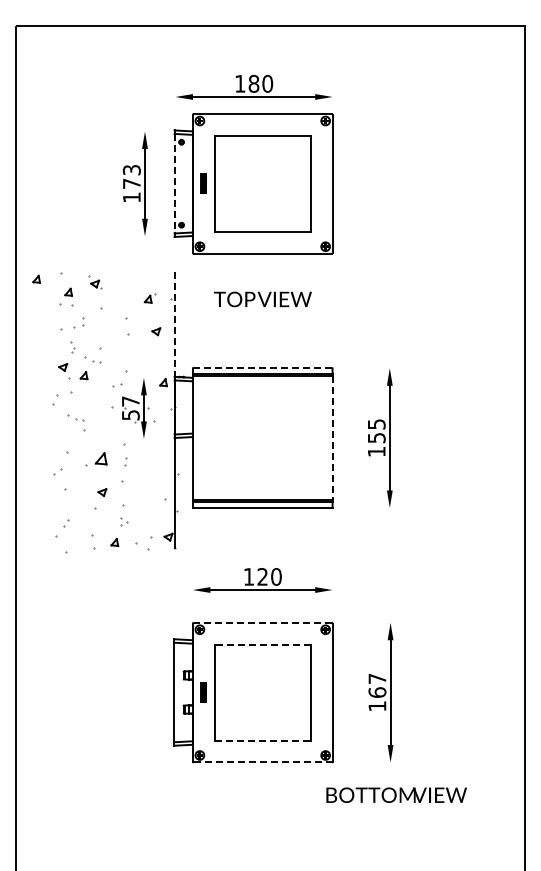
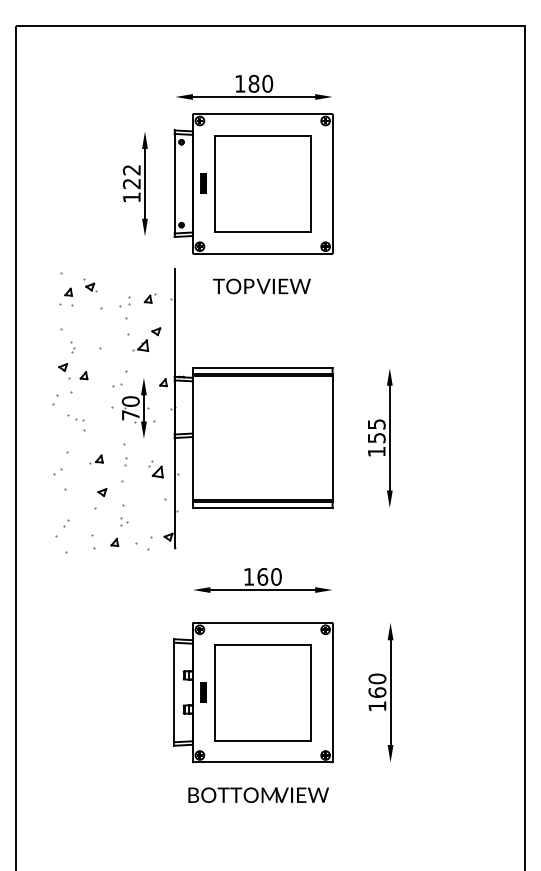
text: 173 -> 122 (131, 177)
line: dashed -> solid (174, 183)
part: present -> none (36, 278)
part position: (95, 282) -> (90, 285) (90, 285)
text position: (262, 299) -> (261, 286) (261, 286)
part position: (78, 322) -> (124, 301) (124, 301)
line: dashed -> solid (175, 323)
part: none -> present (140, 345)
part: present -> none (92, 359)
line: dashed -> solid (262, 368)
text: 57 -> 70 (130, 408)
line: dashed -> solid (332, 438)
part size: 23x15 px -> 15x11 px (96, 459)
part: none -> present (155, 469)
text: 120 -> 160 (262, 576)
line: dashed -> solid (262, 622)
line: dashed -> solid (262, 644)
text: 167 -> 160 (377, 678)
line: dashed -> solid (263, 740)
line: dashed -> solid (262, 762)
text position: (396, 794) -> (258, 794) (258, 794)
